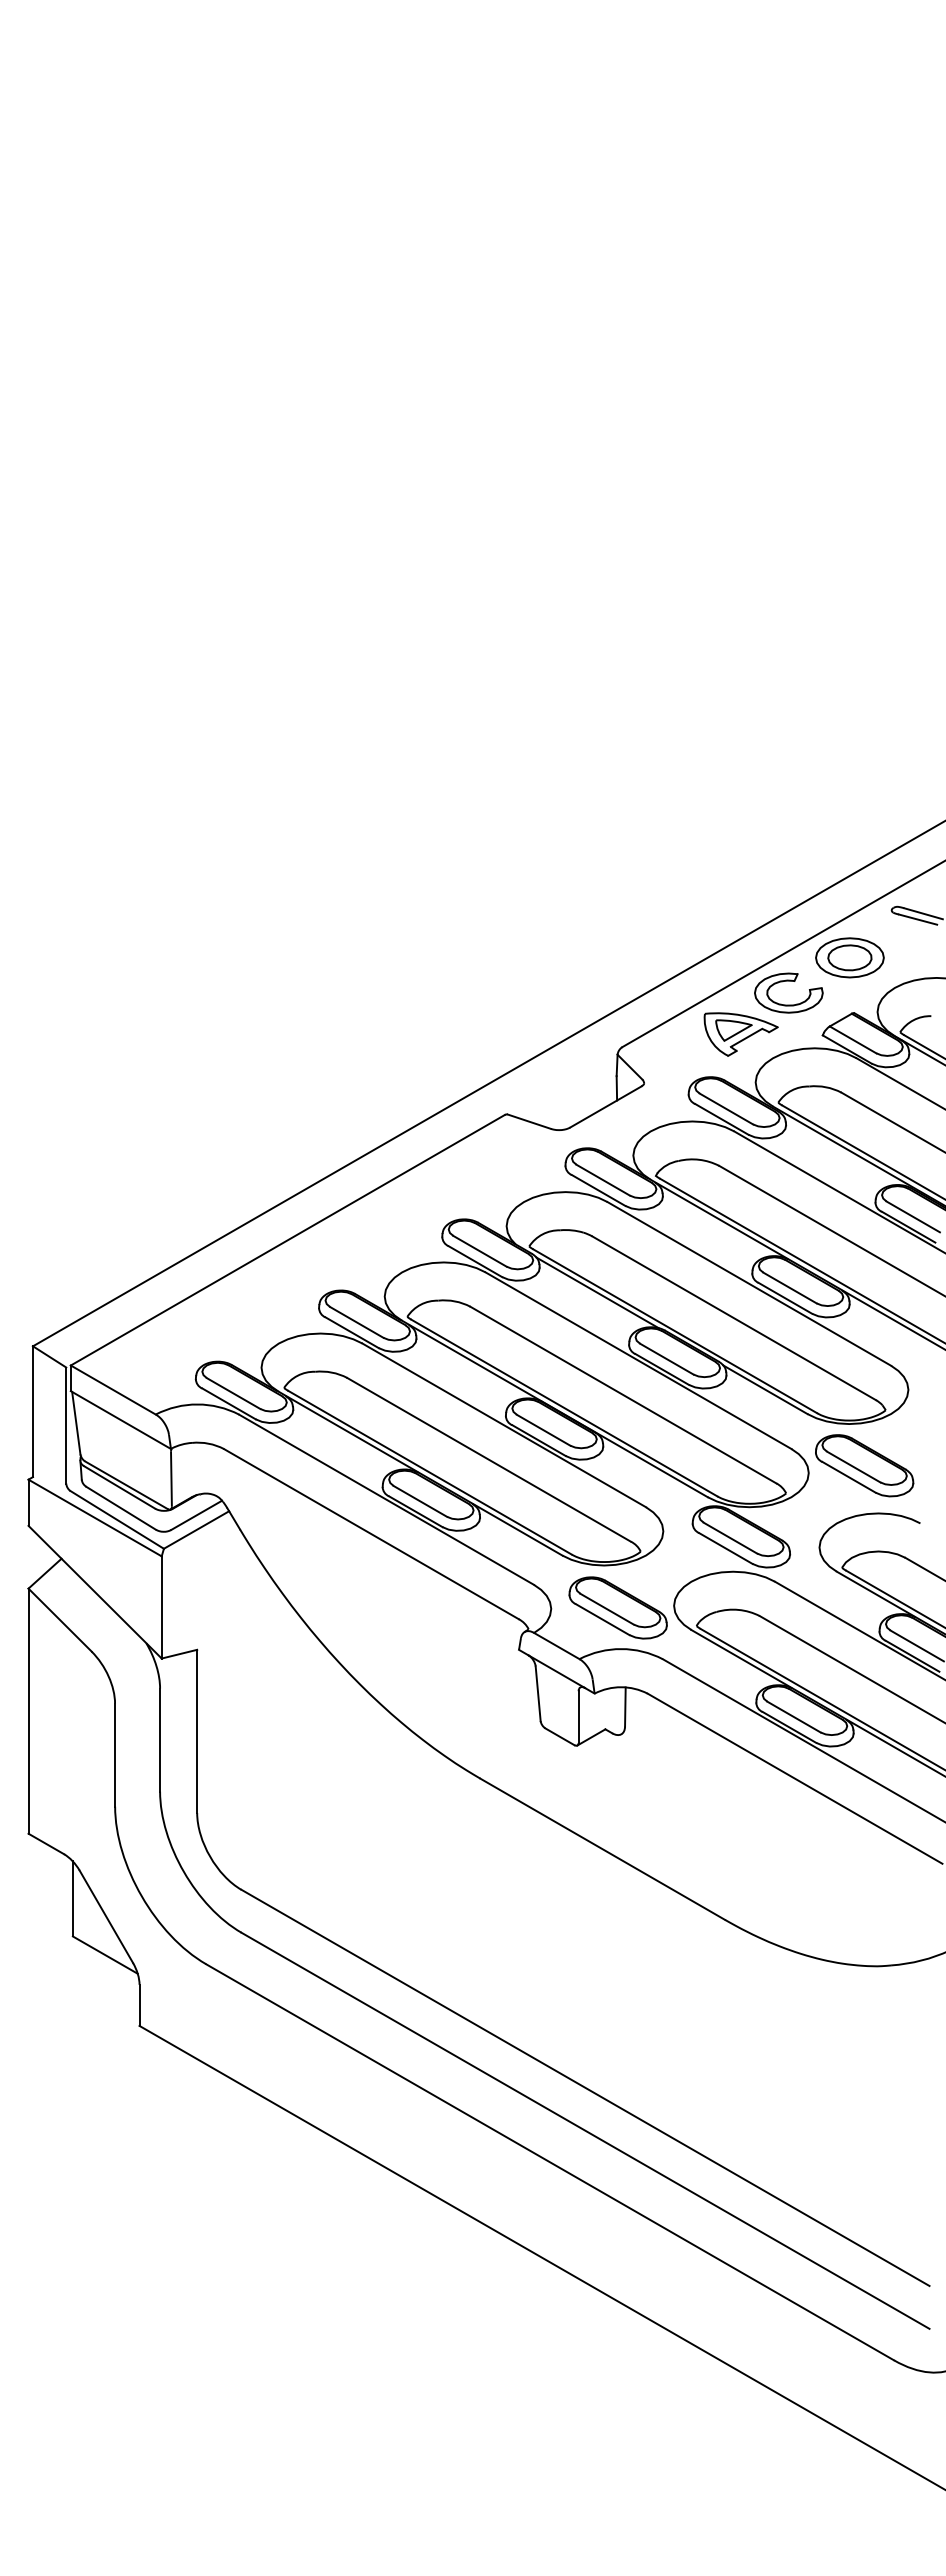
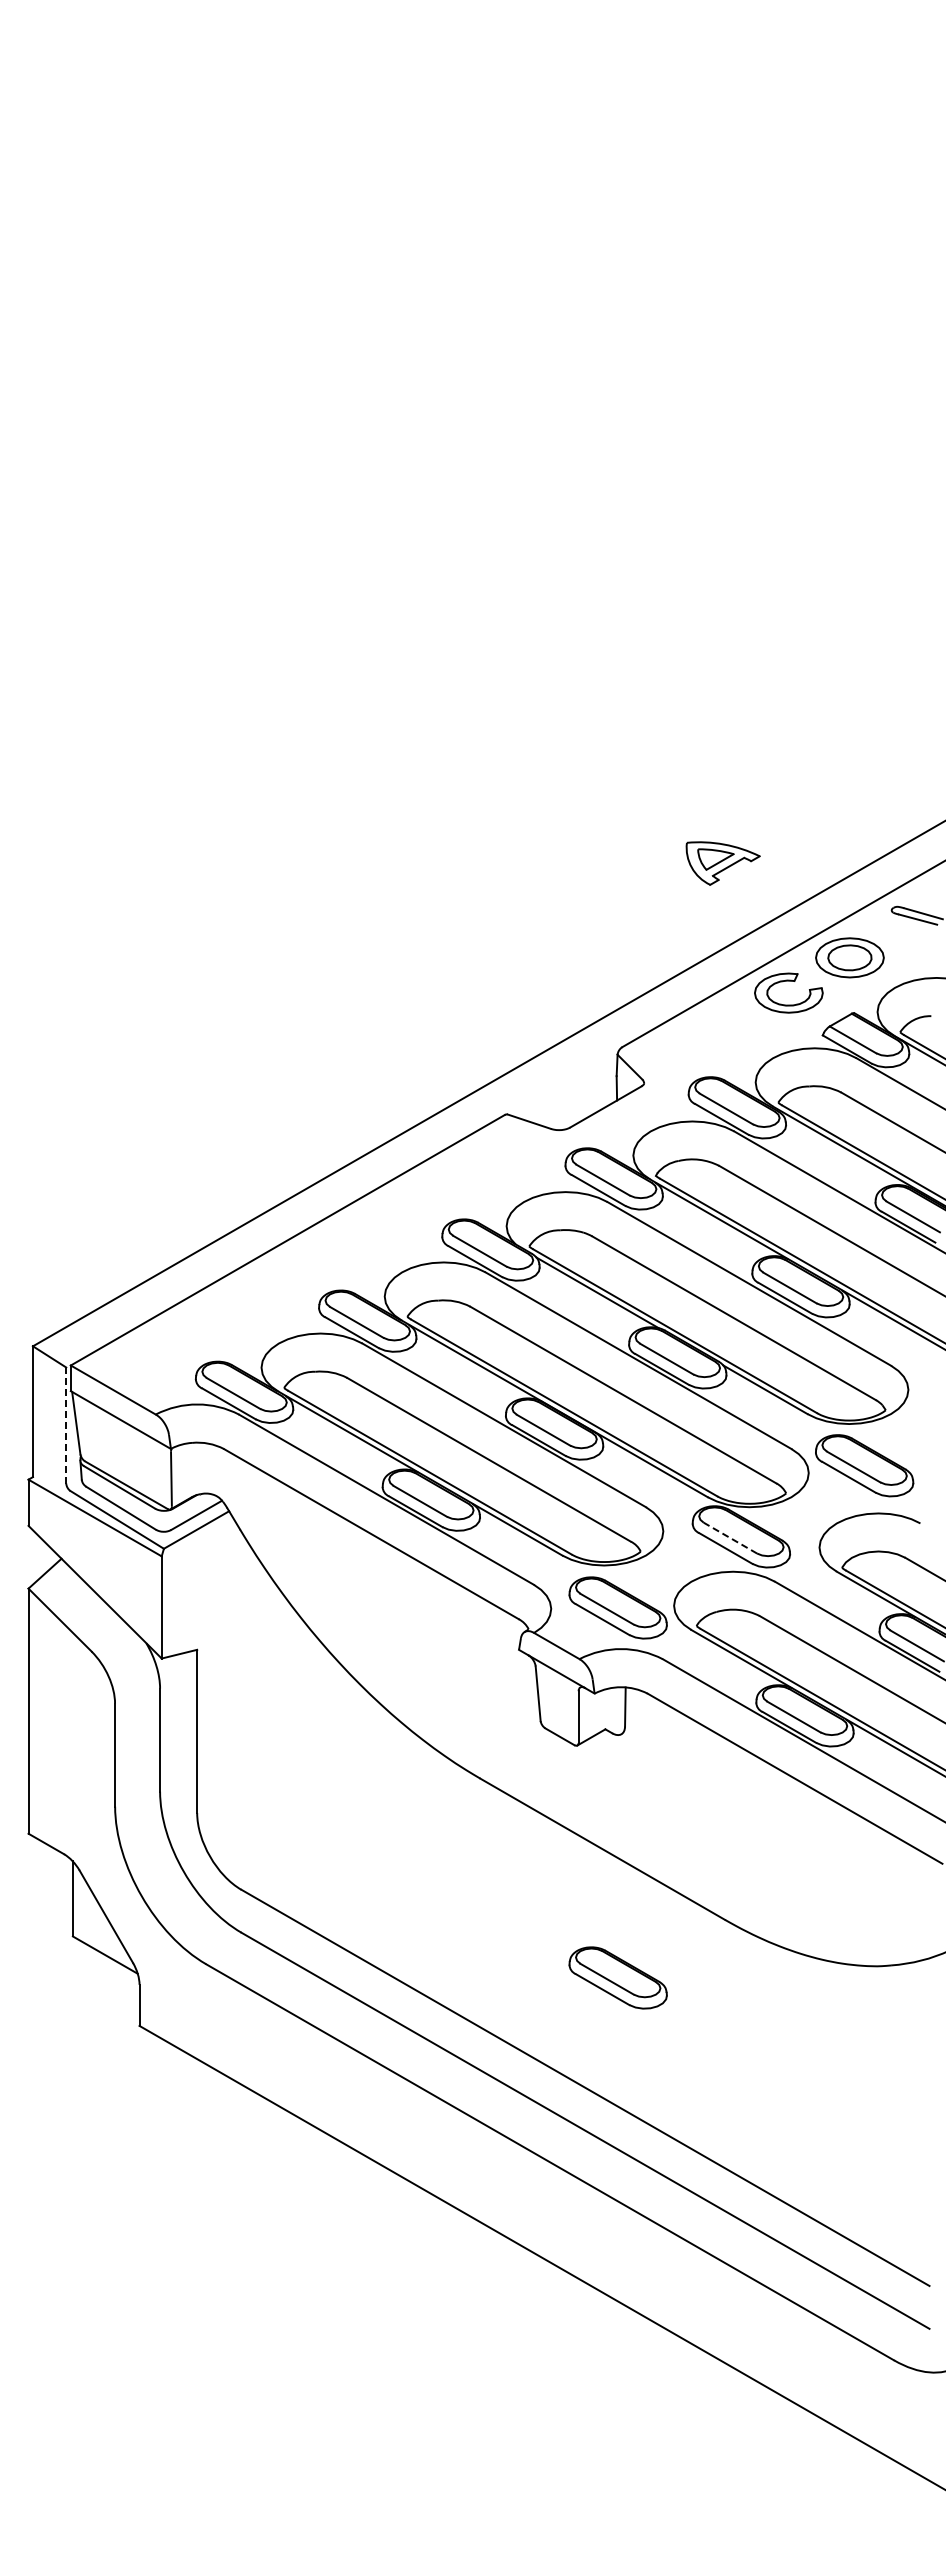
part position: (740, 1034) -> (722, 863) (722, 863)
line: solid -> dashed (66, 1425)
line: solid -> dashed (730, 1538)
part: none -> present (617, 1977)
